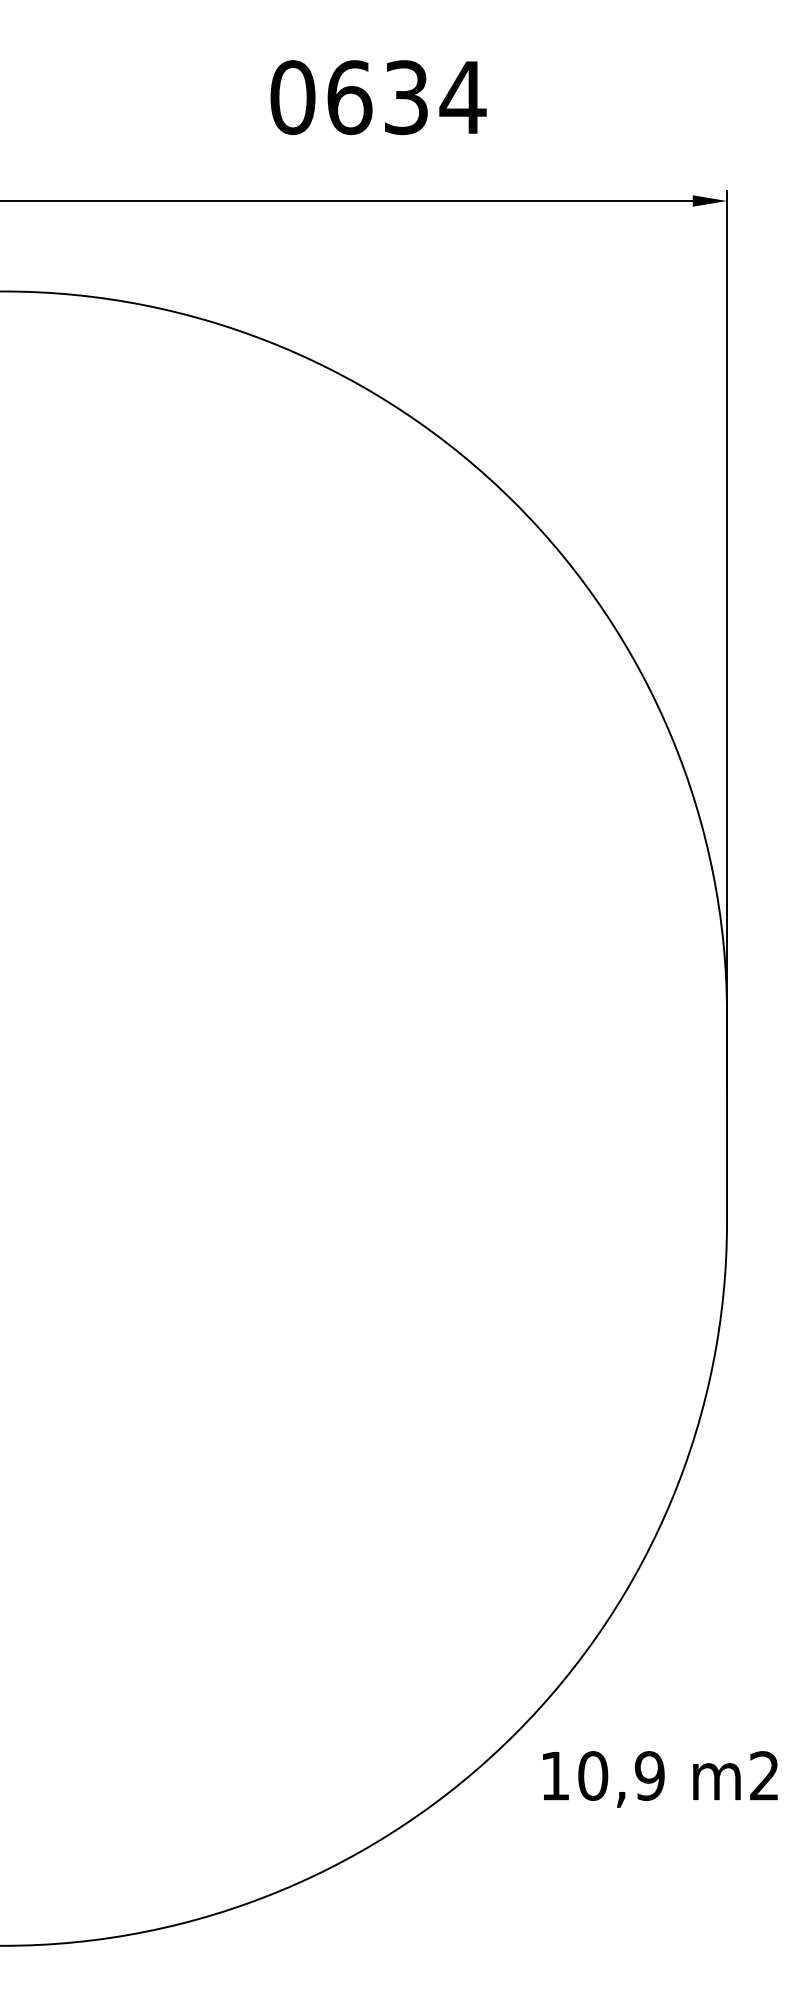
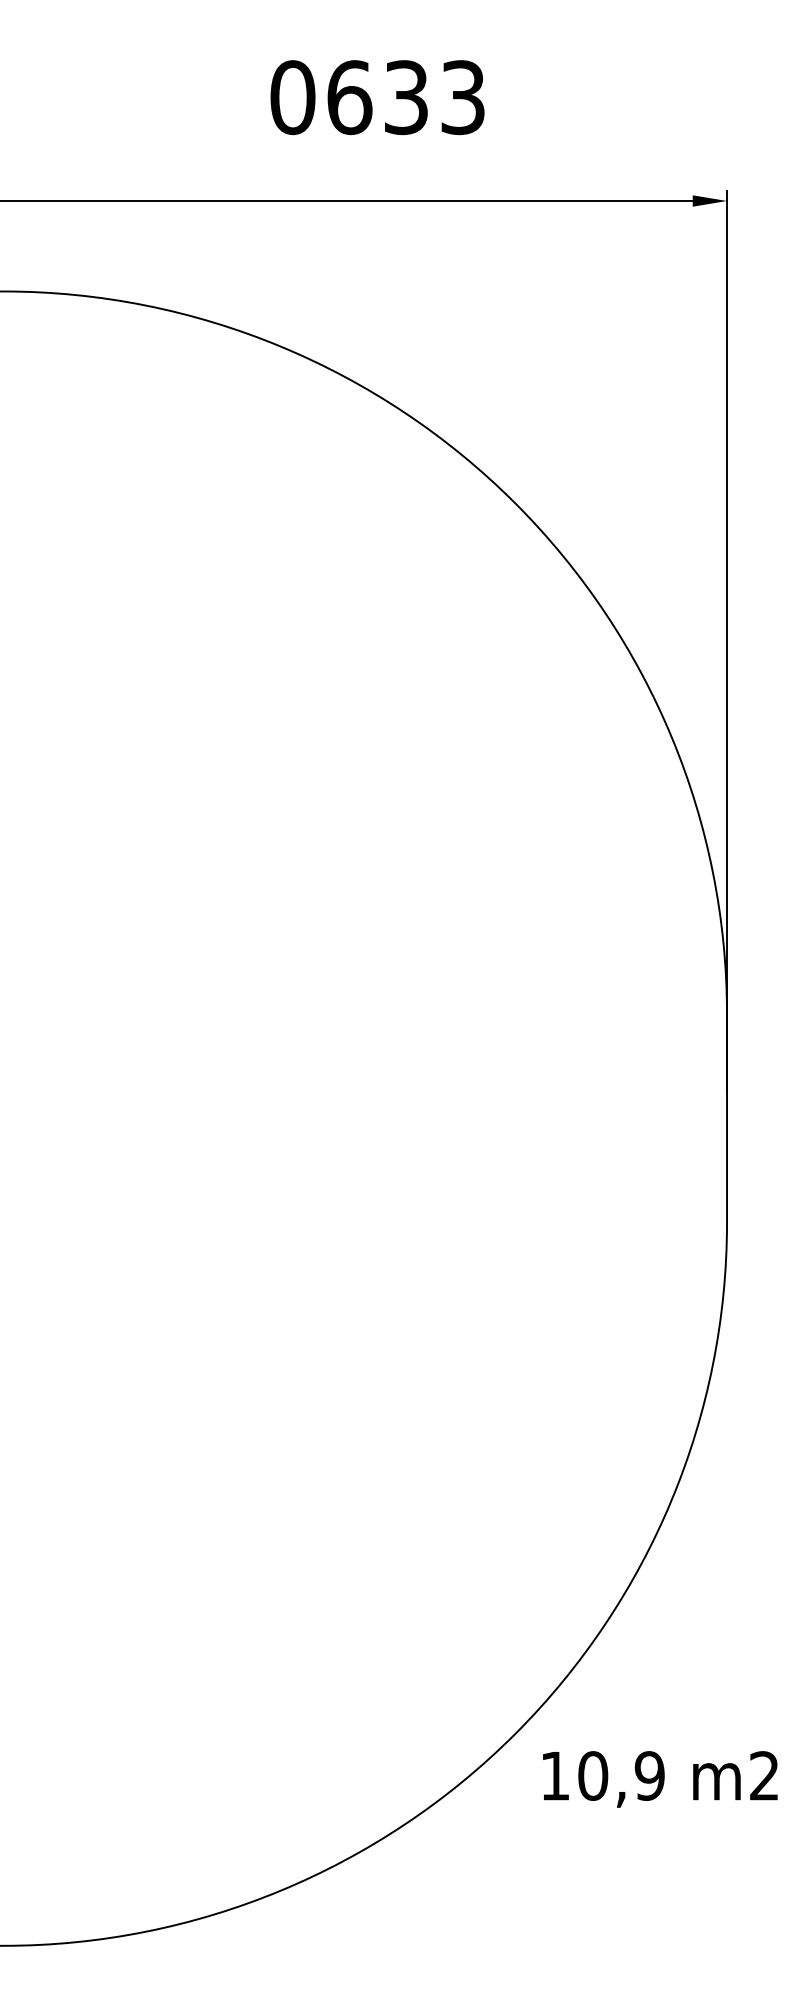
text: 0634 -> 0633 (462, 97)
